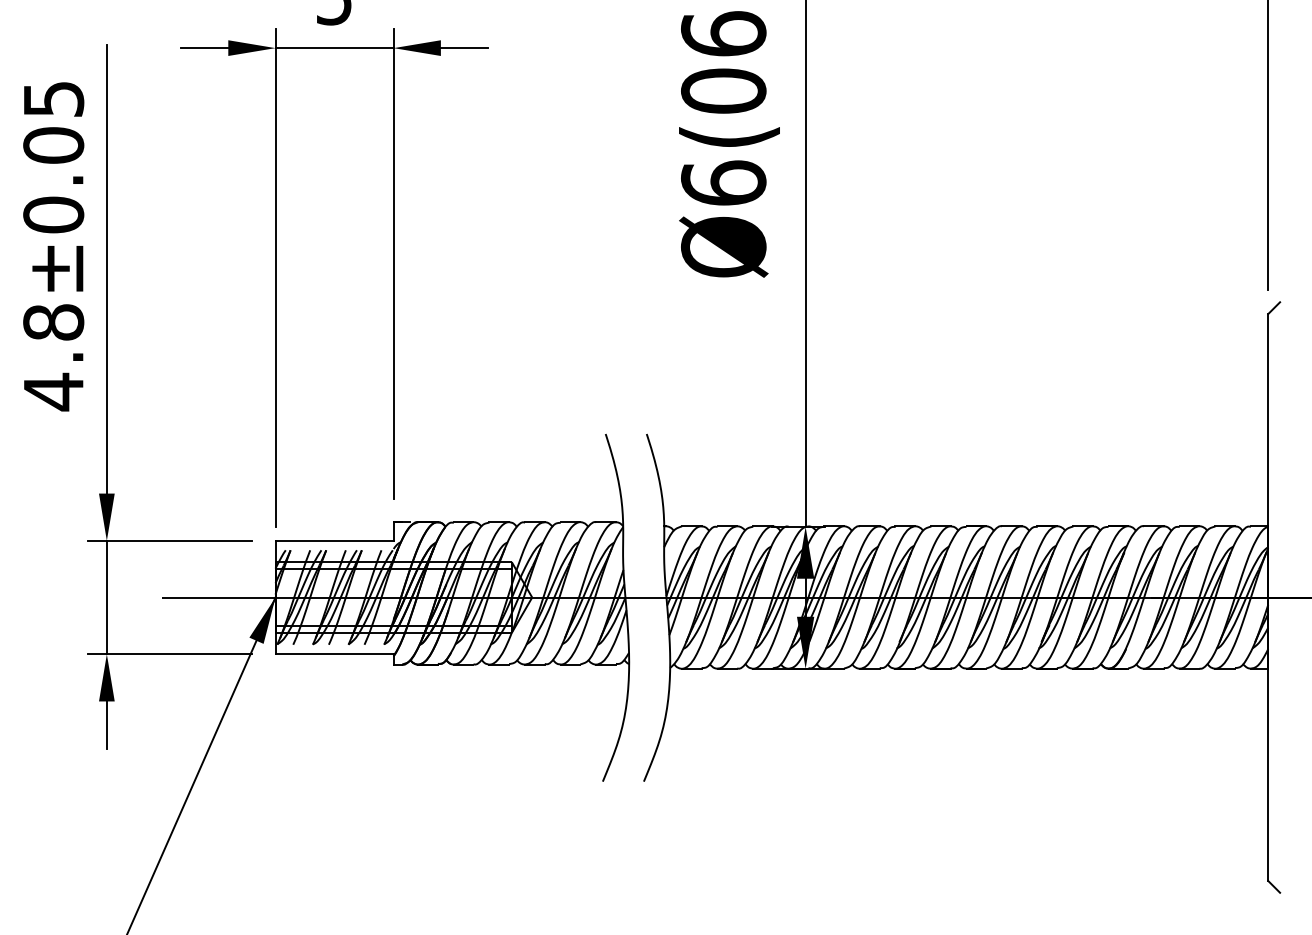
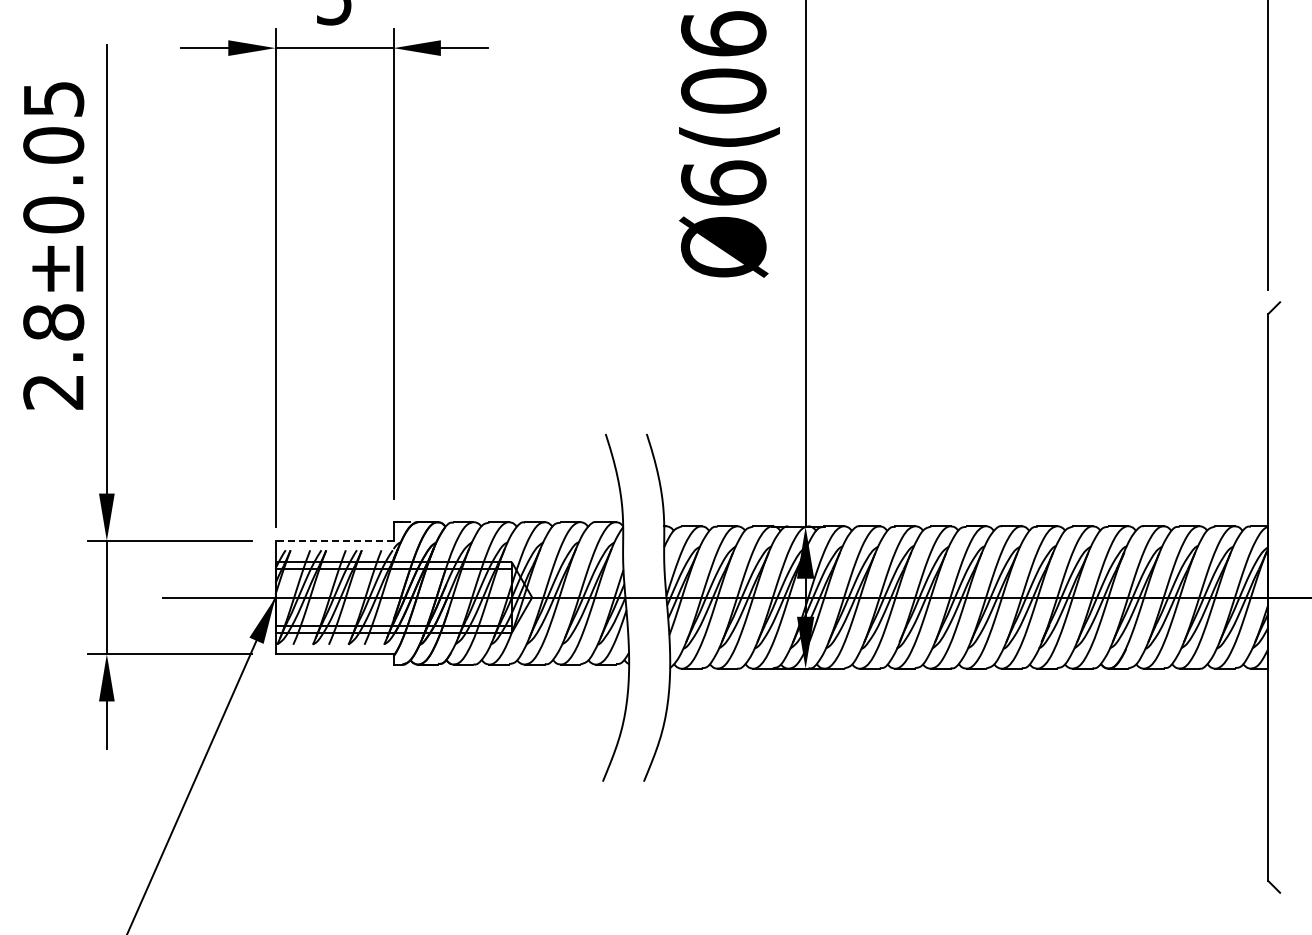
text: 4.8±0.05 -> 2.8±0.05 (53, 391)
line: solid -> dashed (334, 540)
